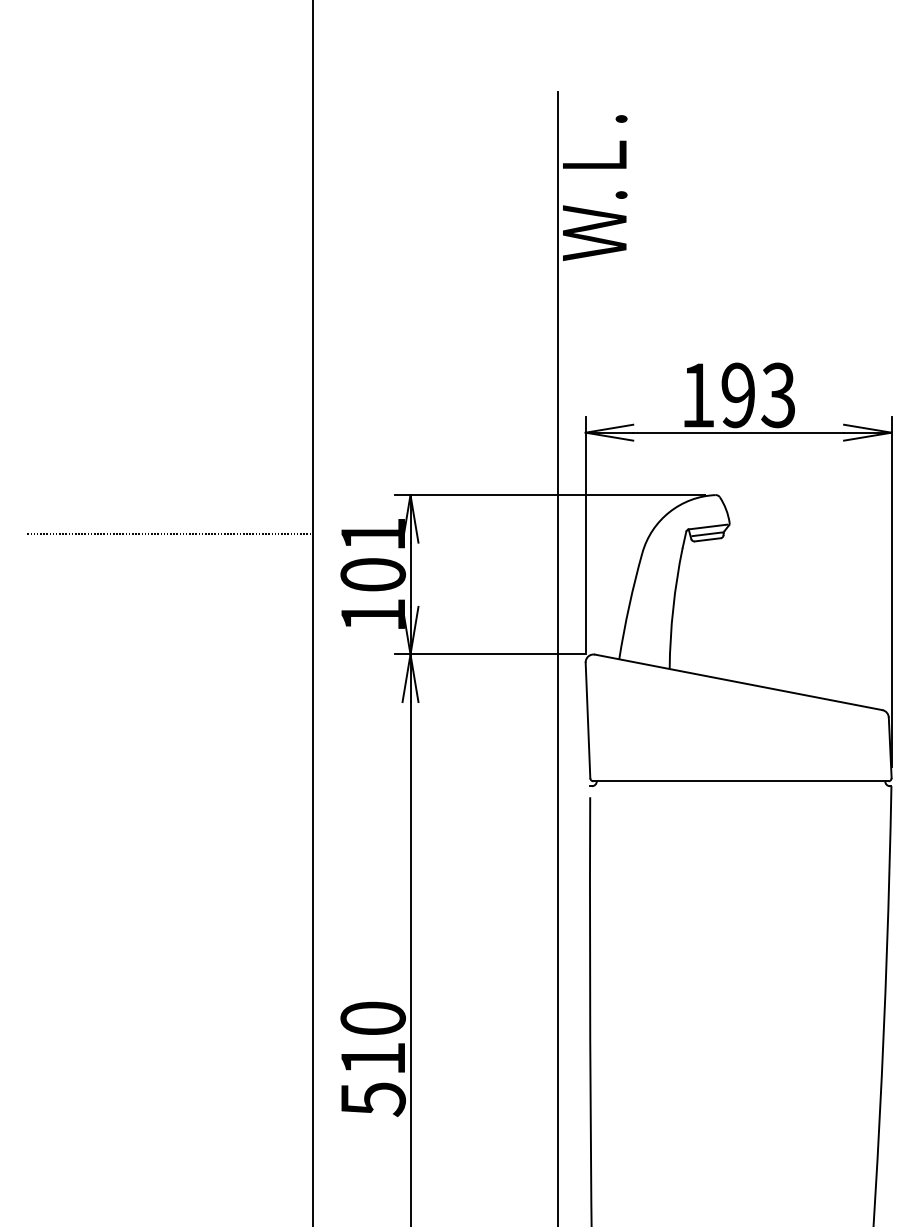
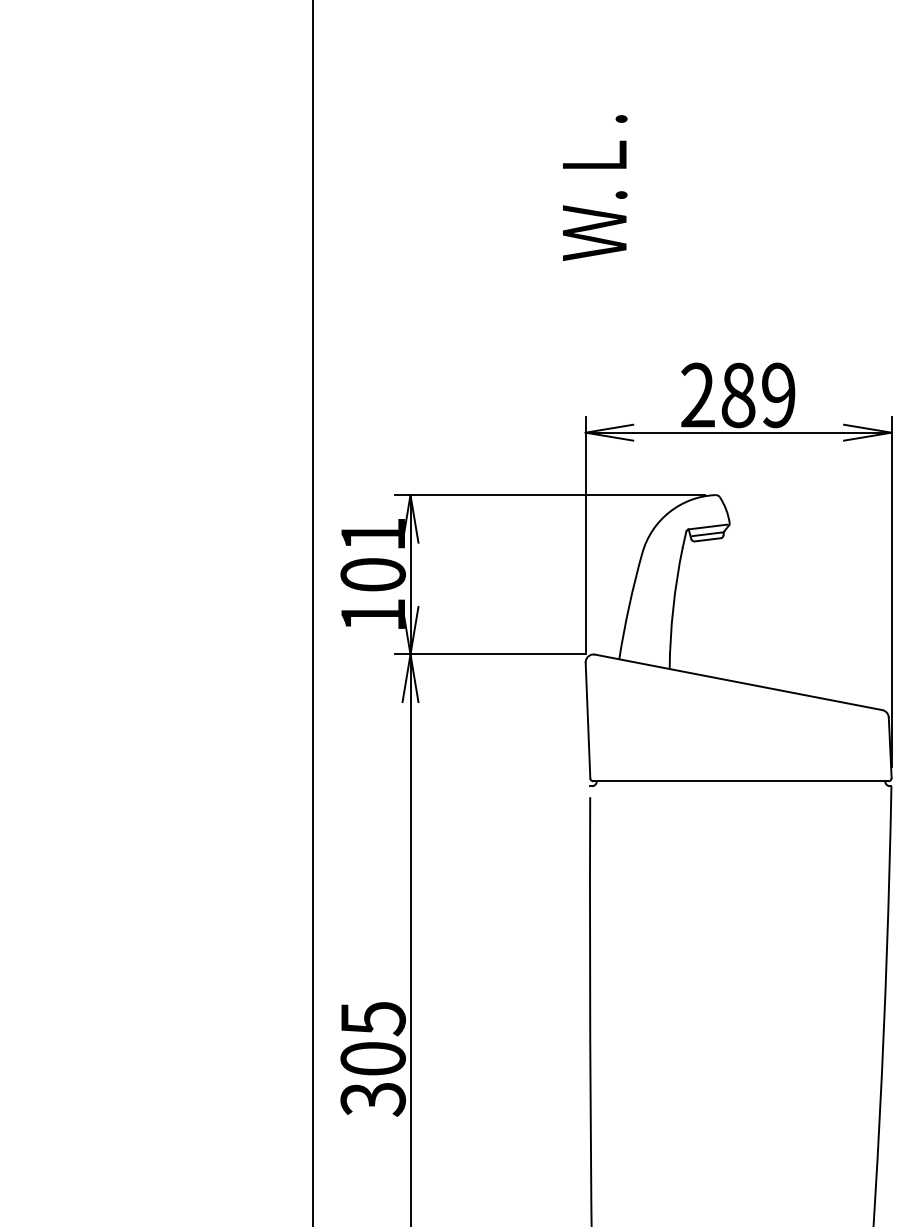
text: 193 -> 289 (738, 395)
line: present -> none (169, 534)
line: present -> none (558, 657)
text: 510 -> 305 (372, 1058)
